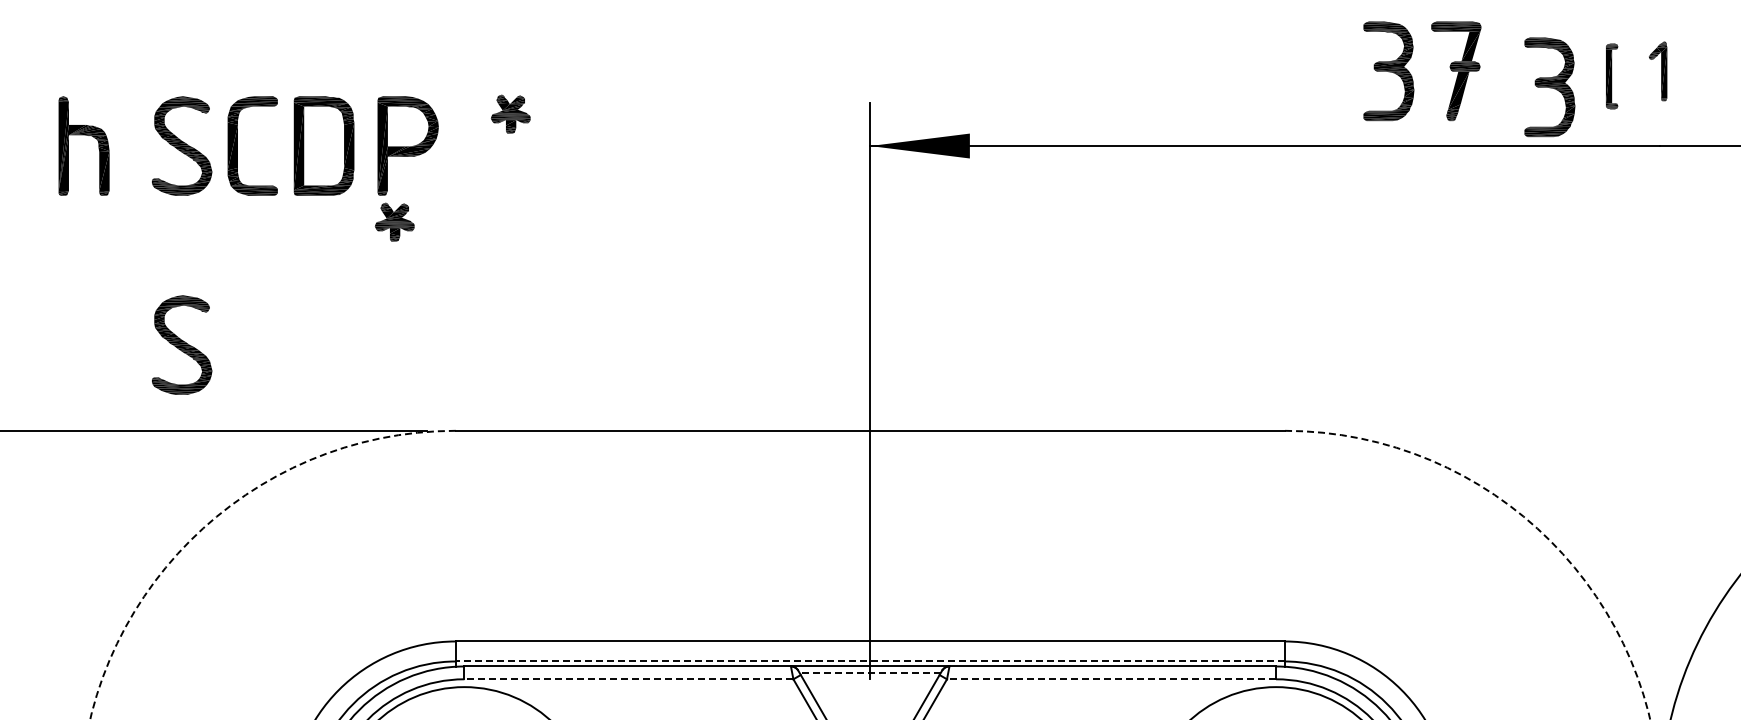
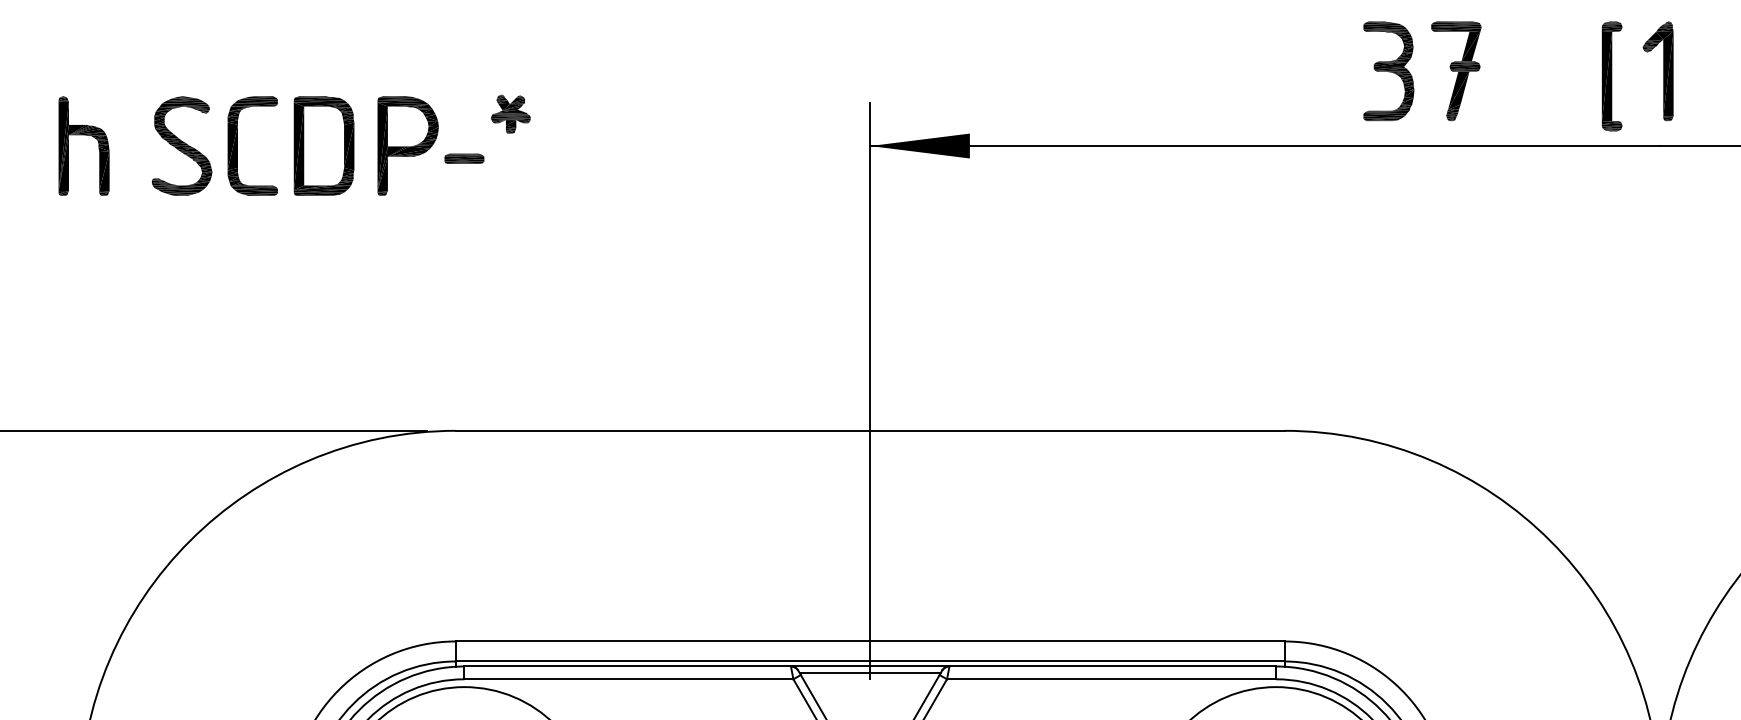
part size: 19x61 px -> 32x101 px (1657, 71)
part size: 13x67 px -> 22x111 px (1611, 76)
part: present -> none (1549, 87)
part: none -> present (464, 158)
part: present -> none (394, 221)
part: present -> none (182, 344)
arc: dashed -> solid (1518, 512)
arc: dashed -> solid (221, 513)
line: dashed -> solid (869, 661)
line: dashed -> solid (869, 673)
line: dashed -> solid (628, 679)
line: dashed -> solid (1111, 679)
